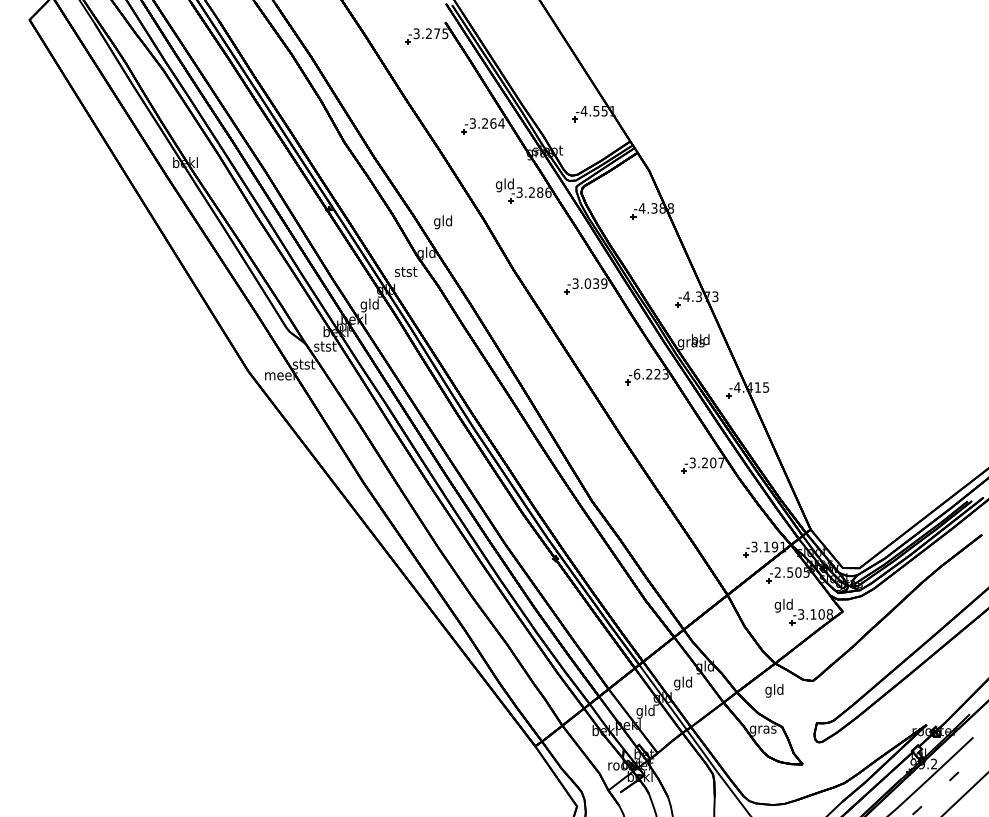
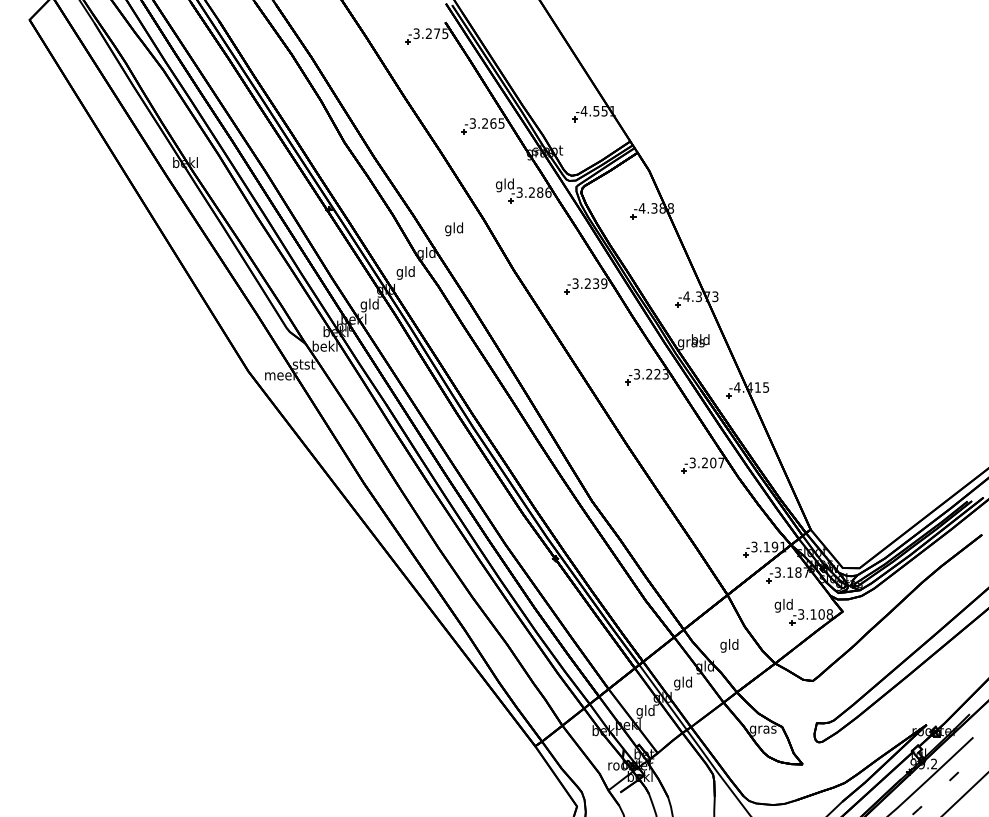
text: -3.264 -> -3.265 (501, 123)
text position: (442, 222) -> (453, 229) (453, 229)
text: stst -> gld (405, 272)
text: -3.039 -> -3.239 (587, 283)
text: stst -> bekl (324, 345)
text: -6.223 -> -3.223 (636, 373)
text: -2.505 -> -3.187 (791, 572)
text position: (774, 690) -> (729, 645) (729, 645)
